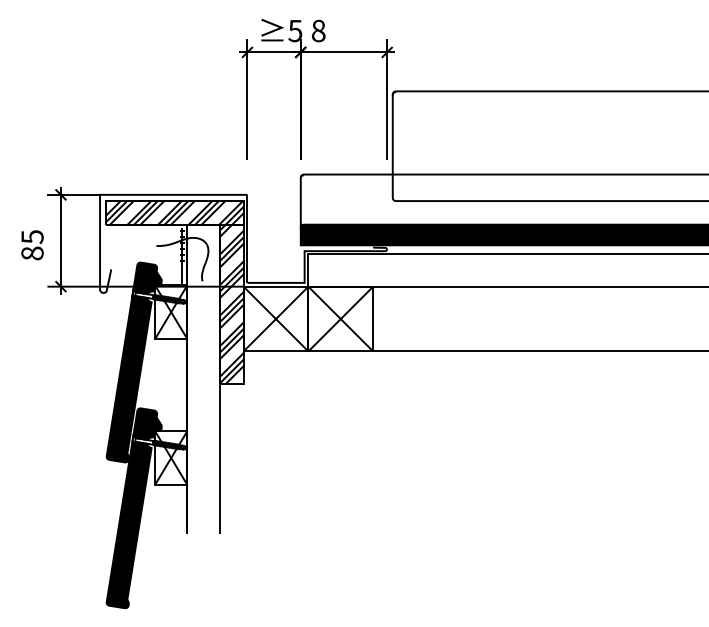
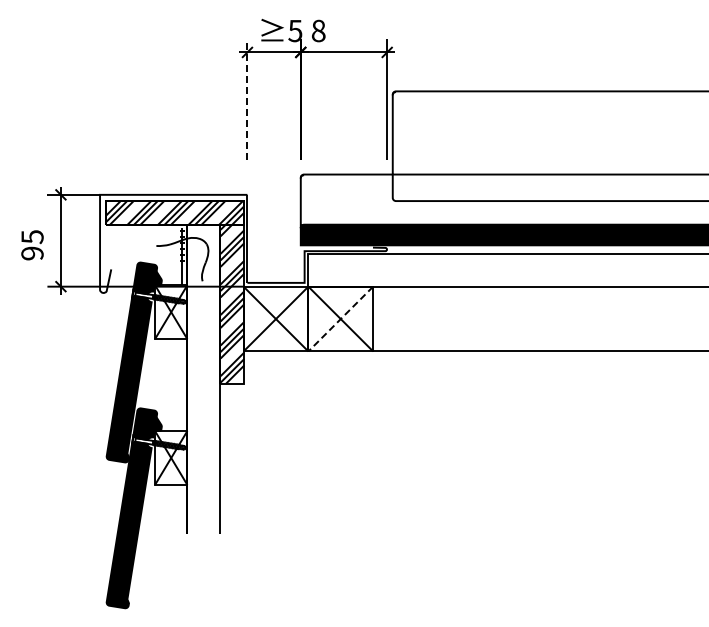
line: solid -> dashed (247, 99)
text: 85 -> 95 (32, 253)
line: solid -> dashed (340, 319)
